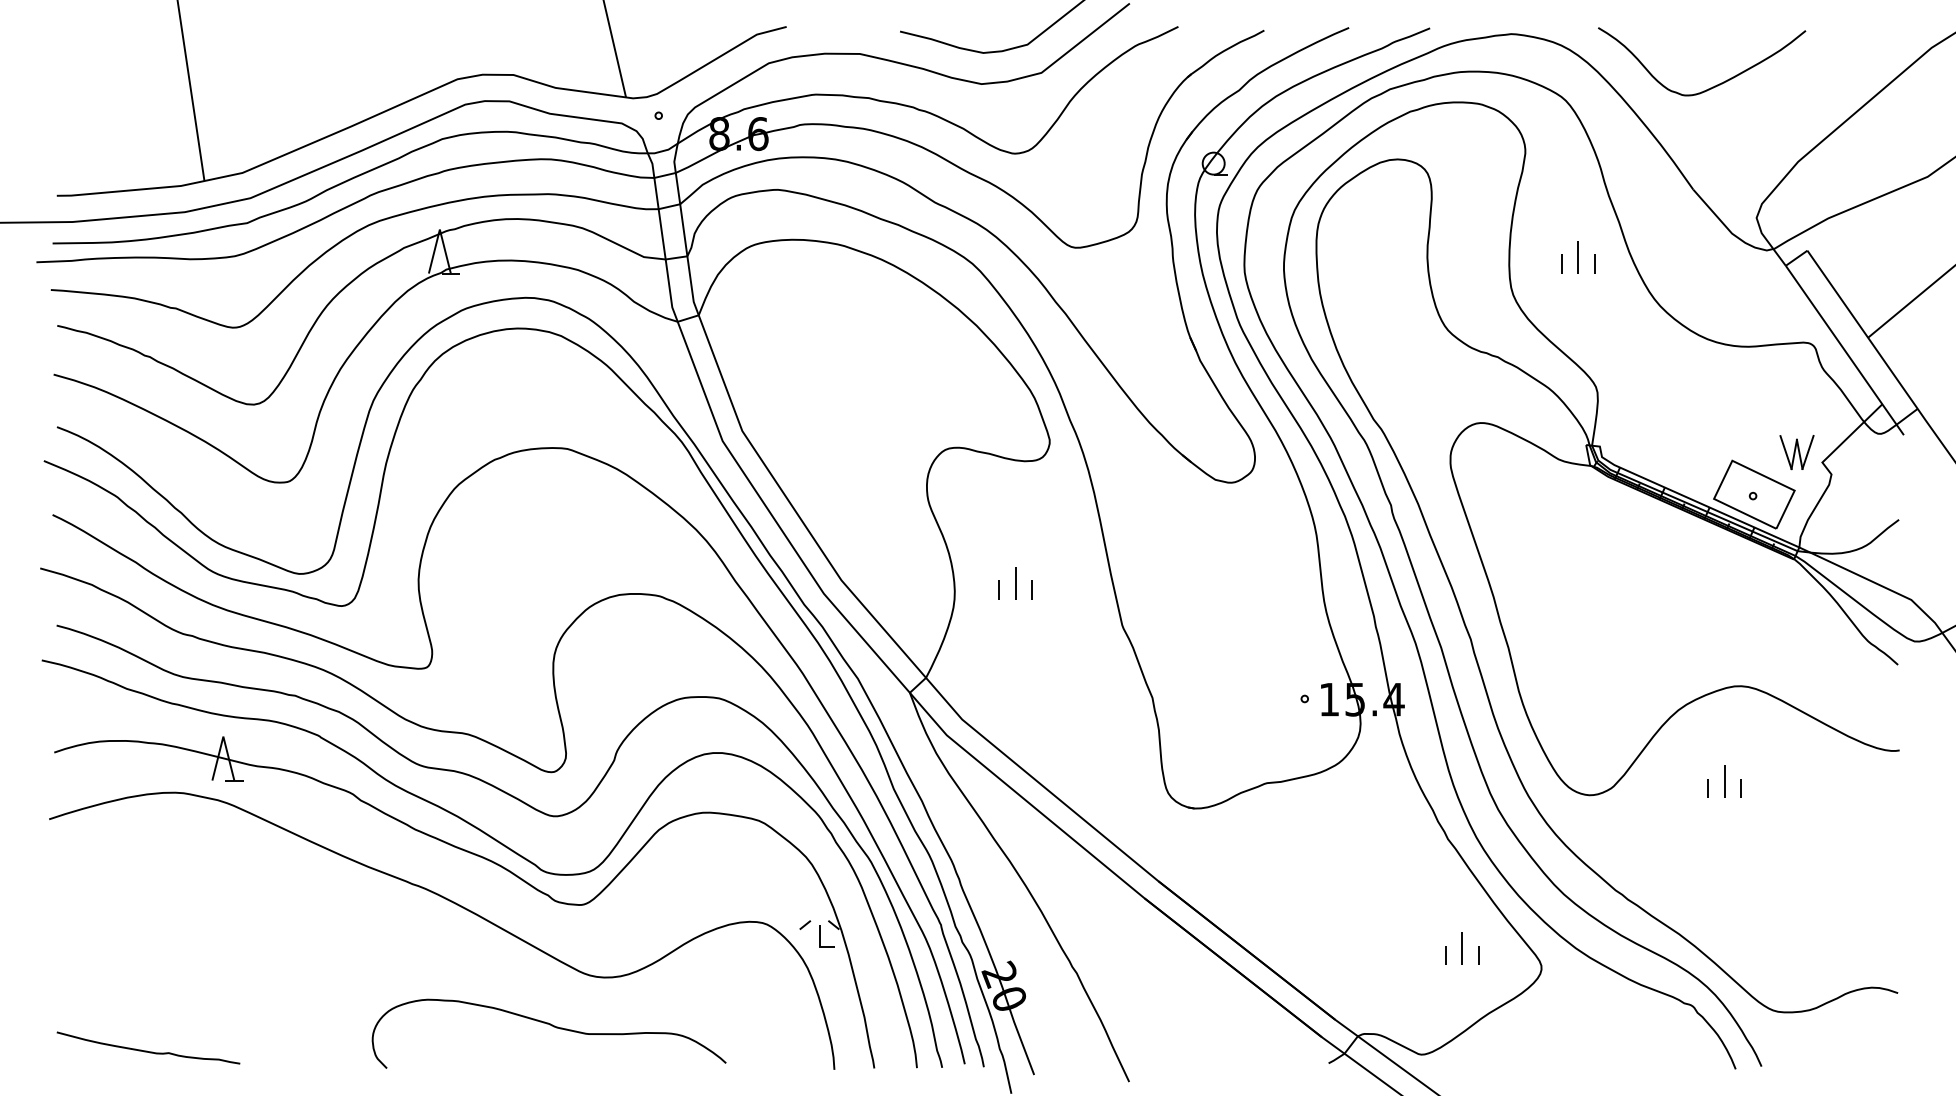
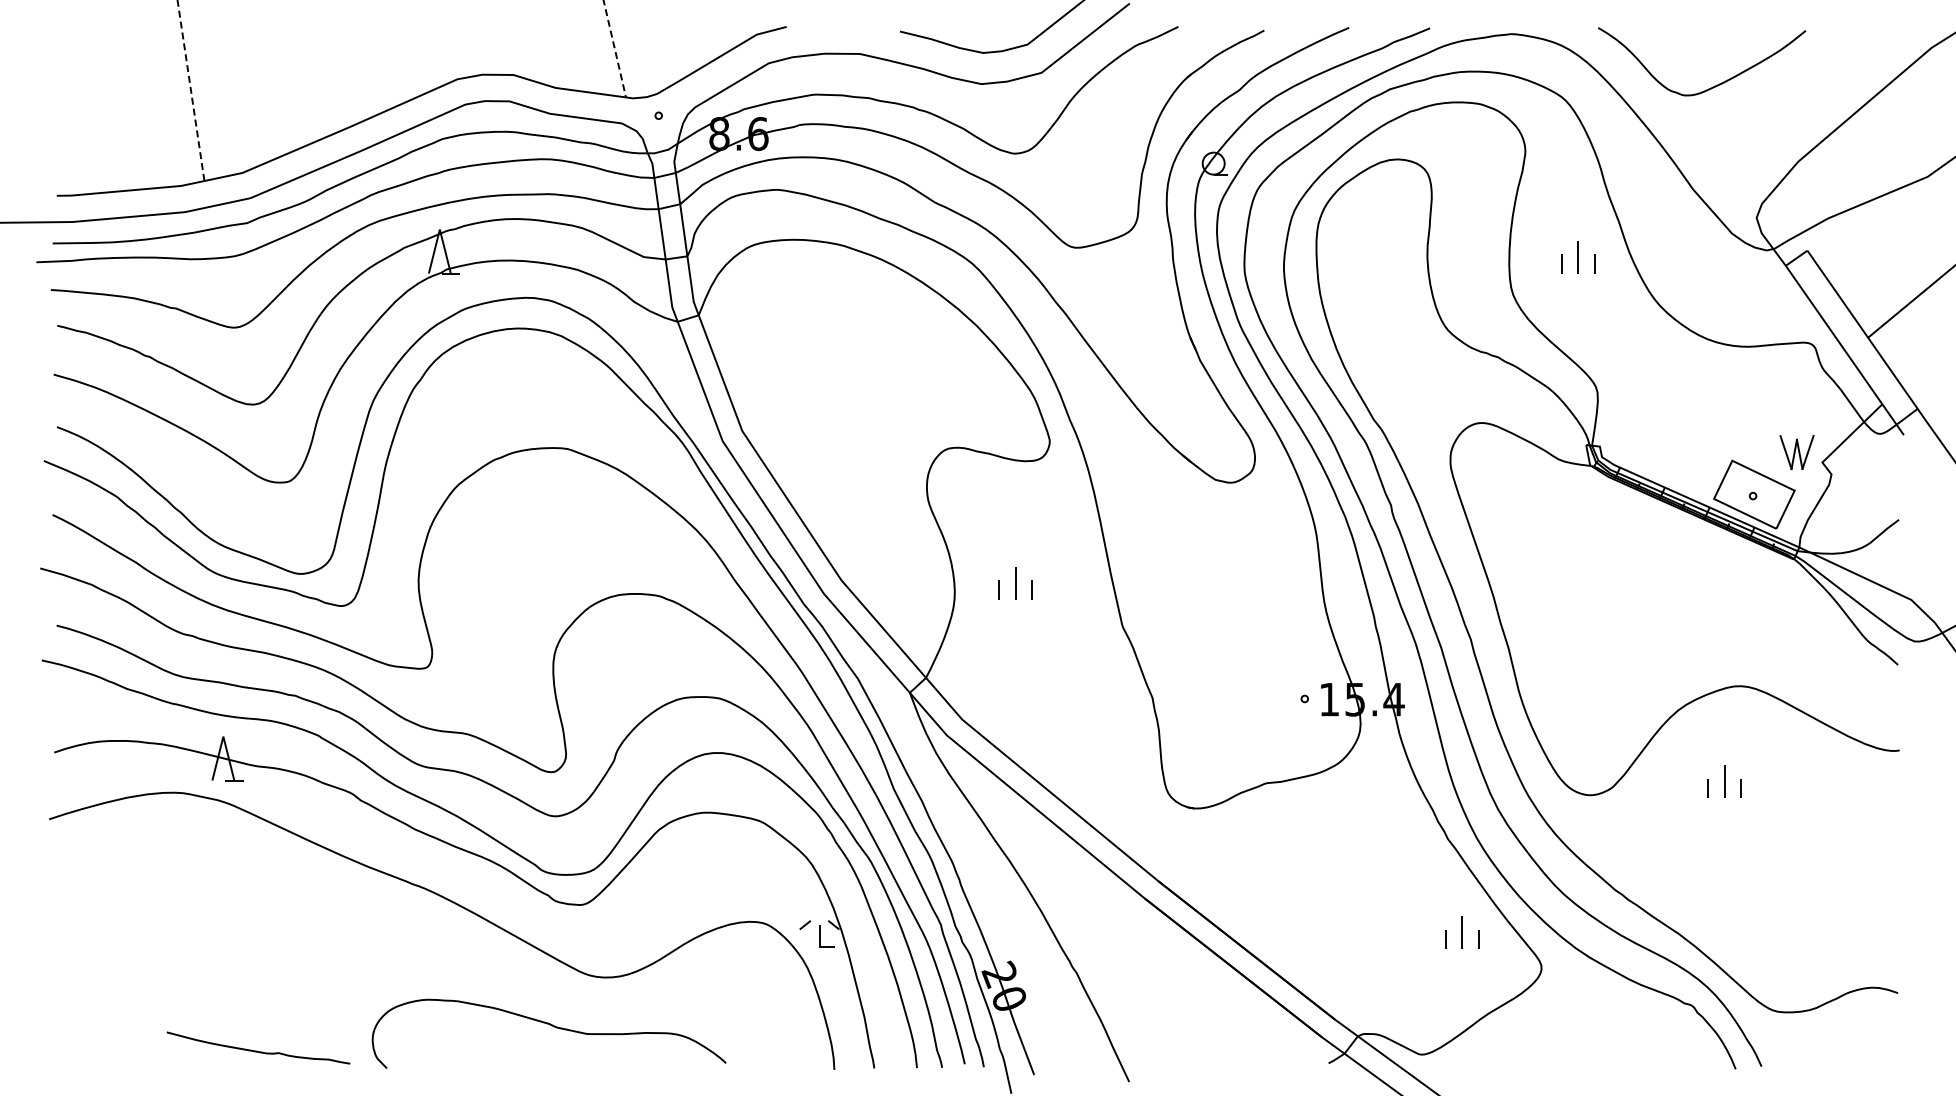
line: solid -> dashed (614, 48)
line: solid -> dashed (191, 91)
part position: (1462, 948) -> (1462, 932) (1462, 932)
curve position: (147, 1050) -> (257, 1050) (257, 1050)
